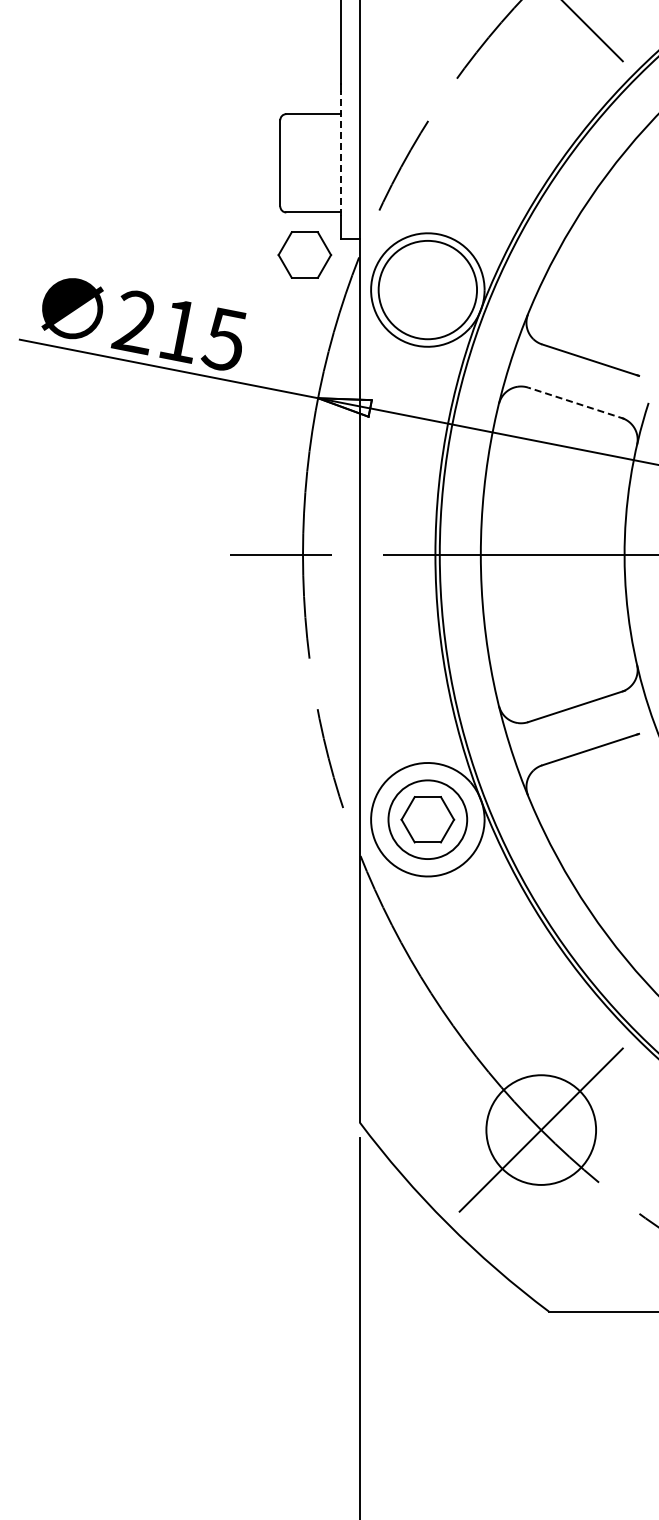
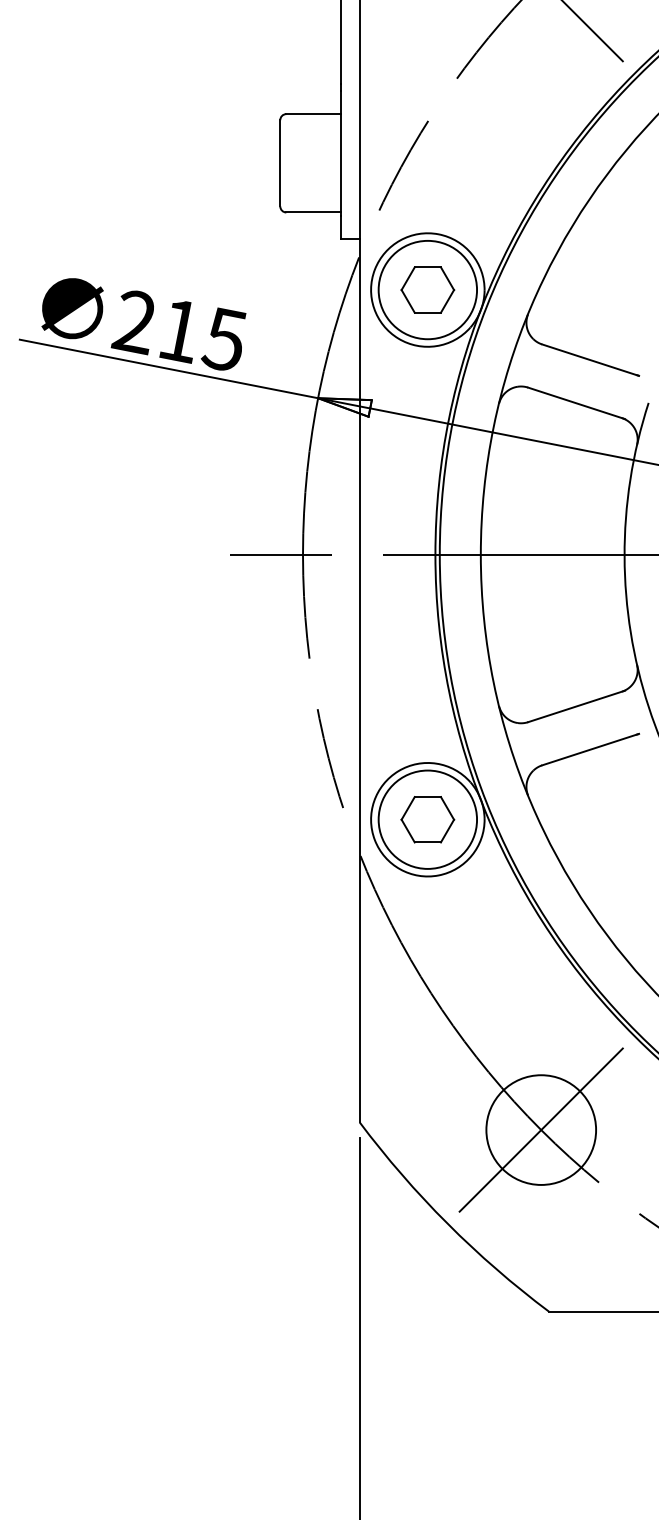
line: dashed -> solid (340, 153)
part position: (304, 254) -> (427, 289) (427, 289)
line: dashed -> solid (576, 403)
circle diameter: 79 px -> 98 px (427, 819)
